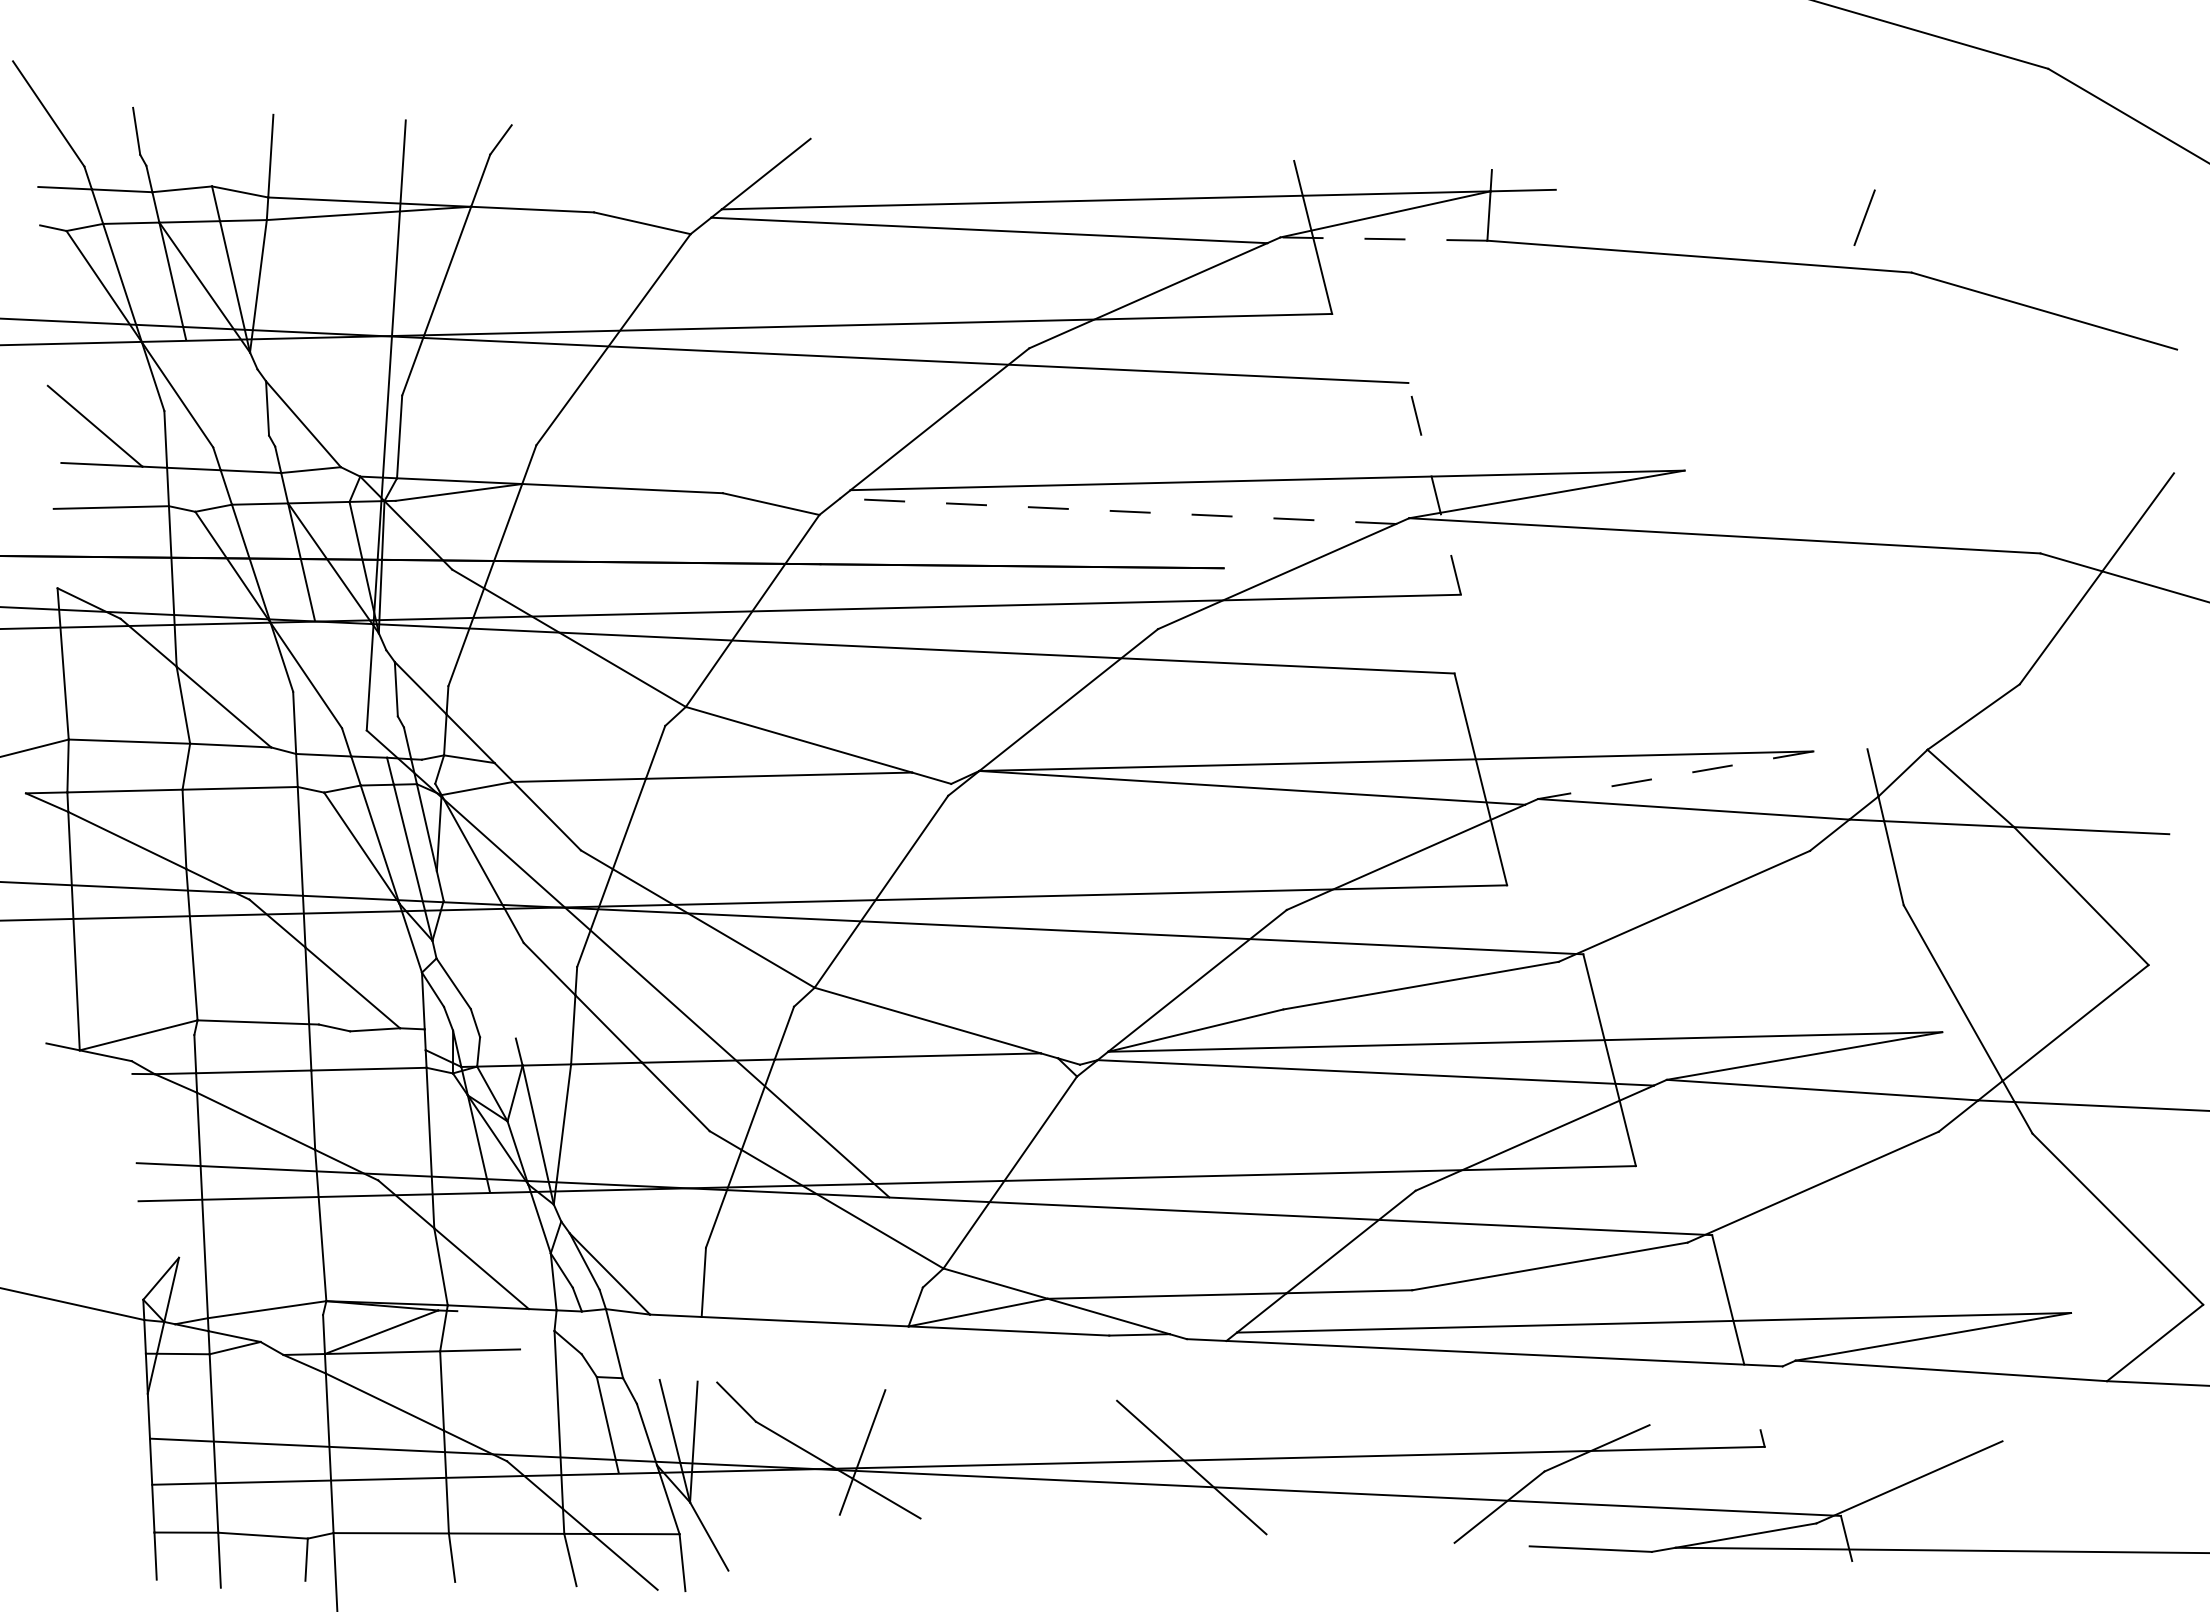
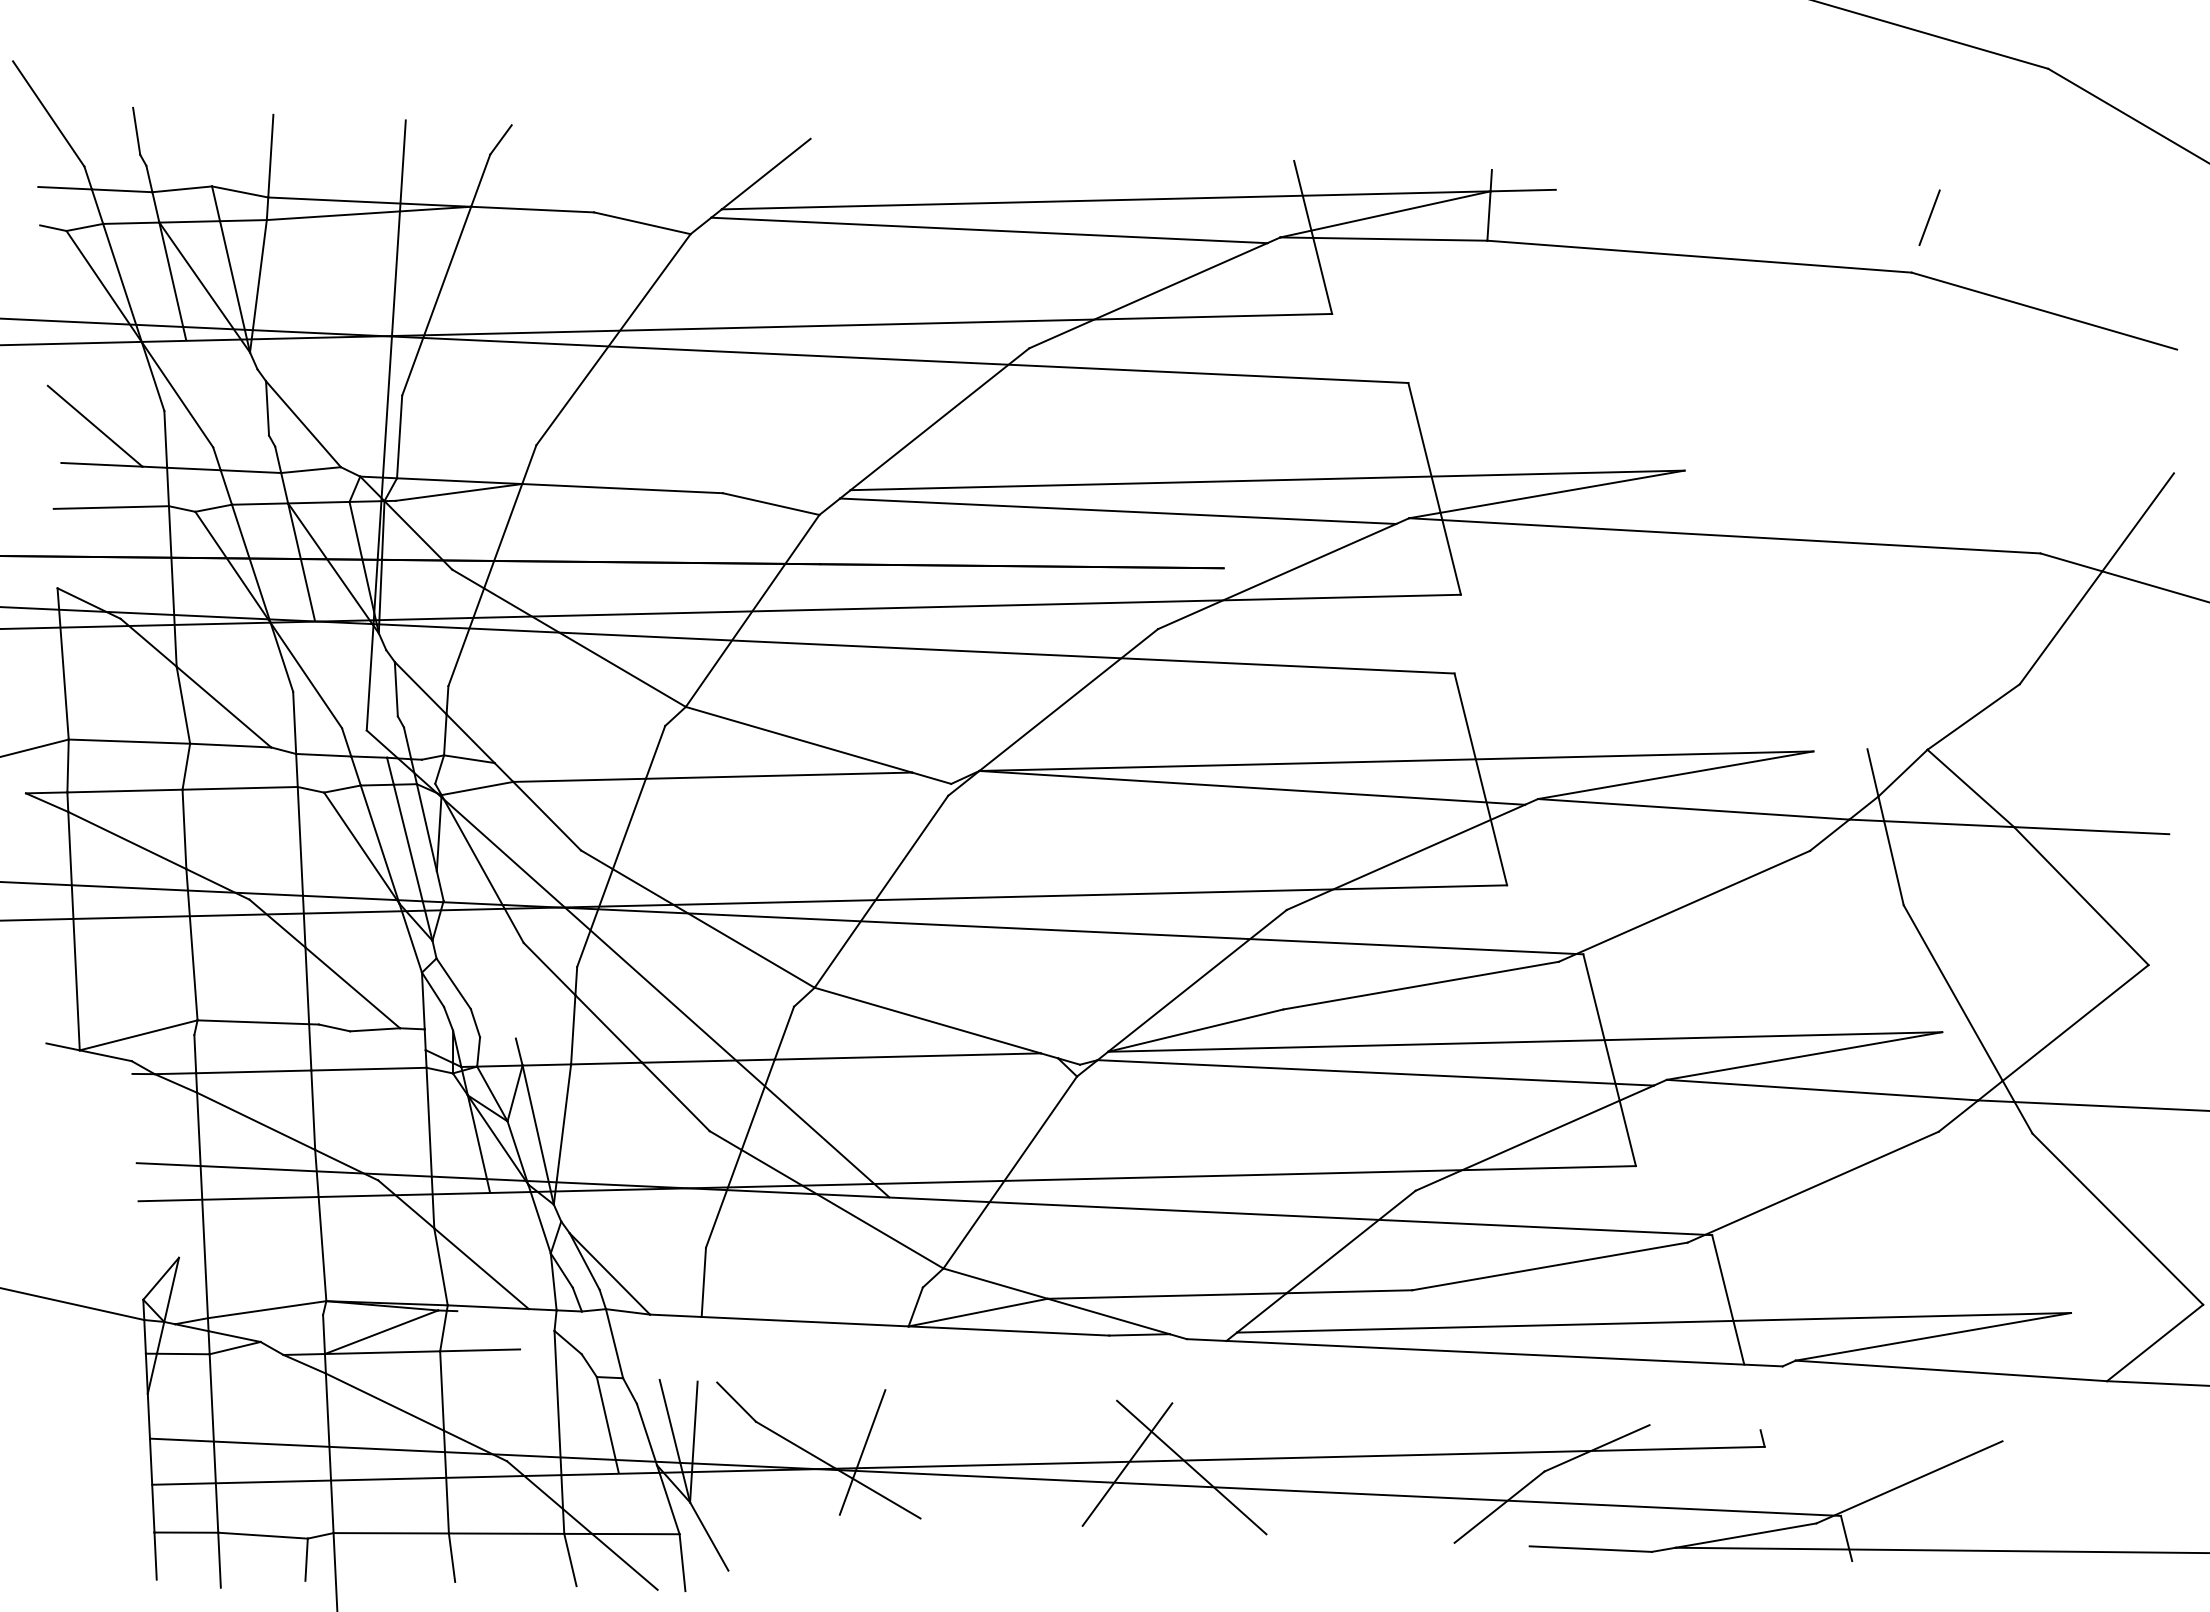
line position: (1864, 217) -> (1929, 217) (1929, 217)
line: dashed -> solid (1383, 239)
line: dashed -> solid (1434, 488)
line: dashed -> solid (1117, 511)
line: dashed -> solid (1675, 775)
line: none -> present (1127, 1464)
